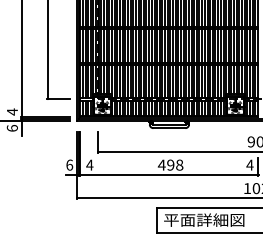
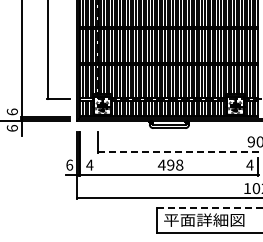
text: 4 -> 6 (11, 111)
line: solid -> dashed (180, 151)
line: solid -> dashed (209, 208)
